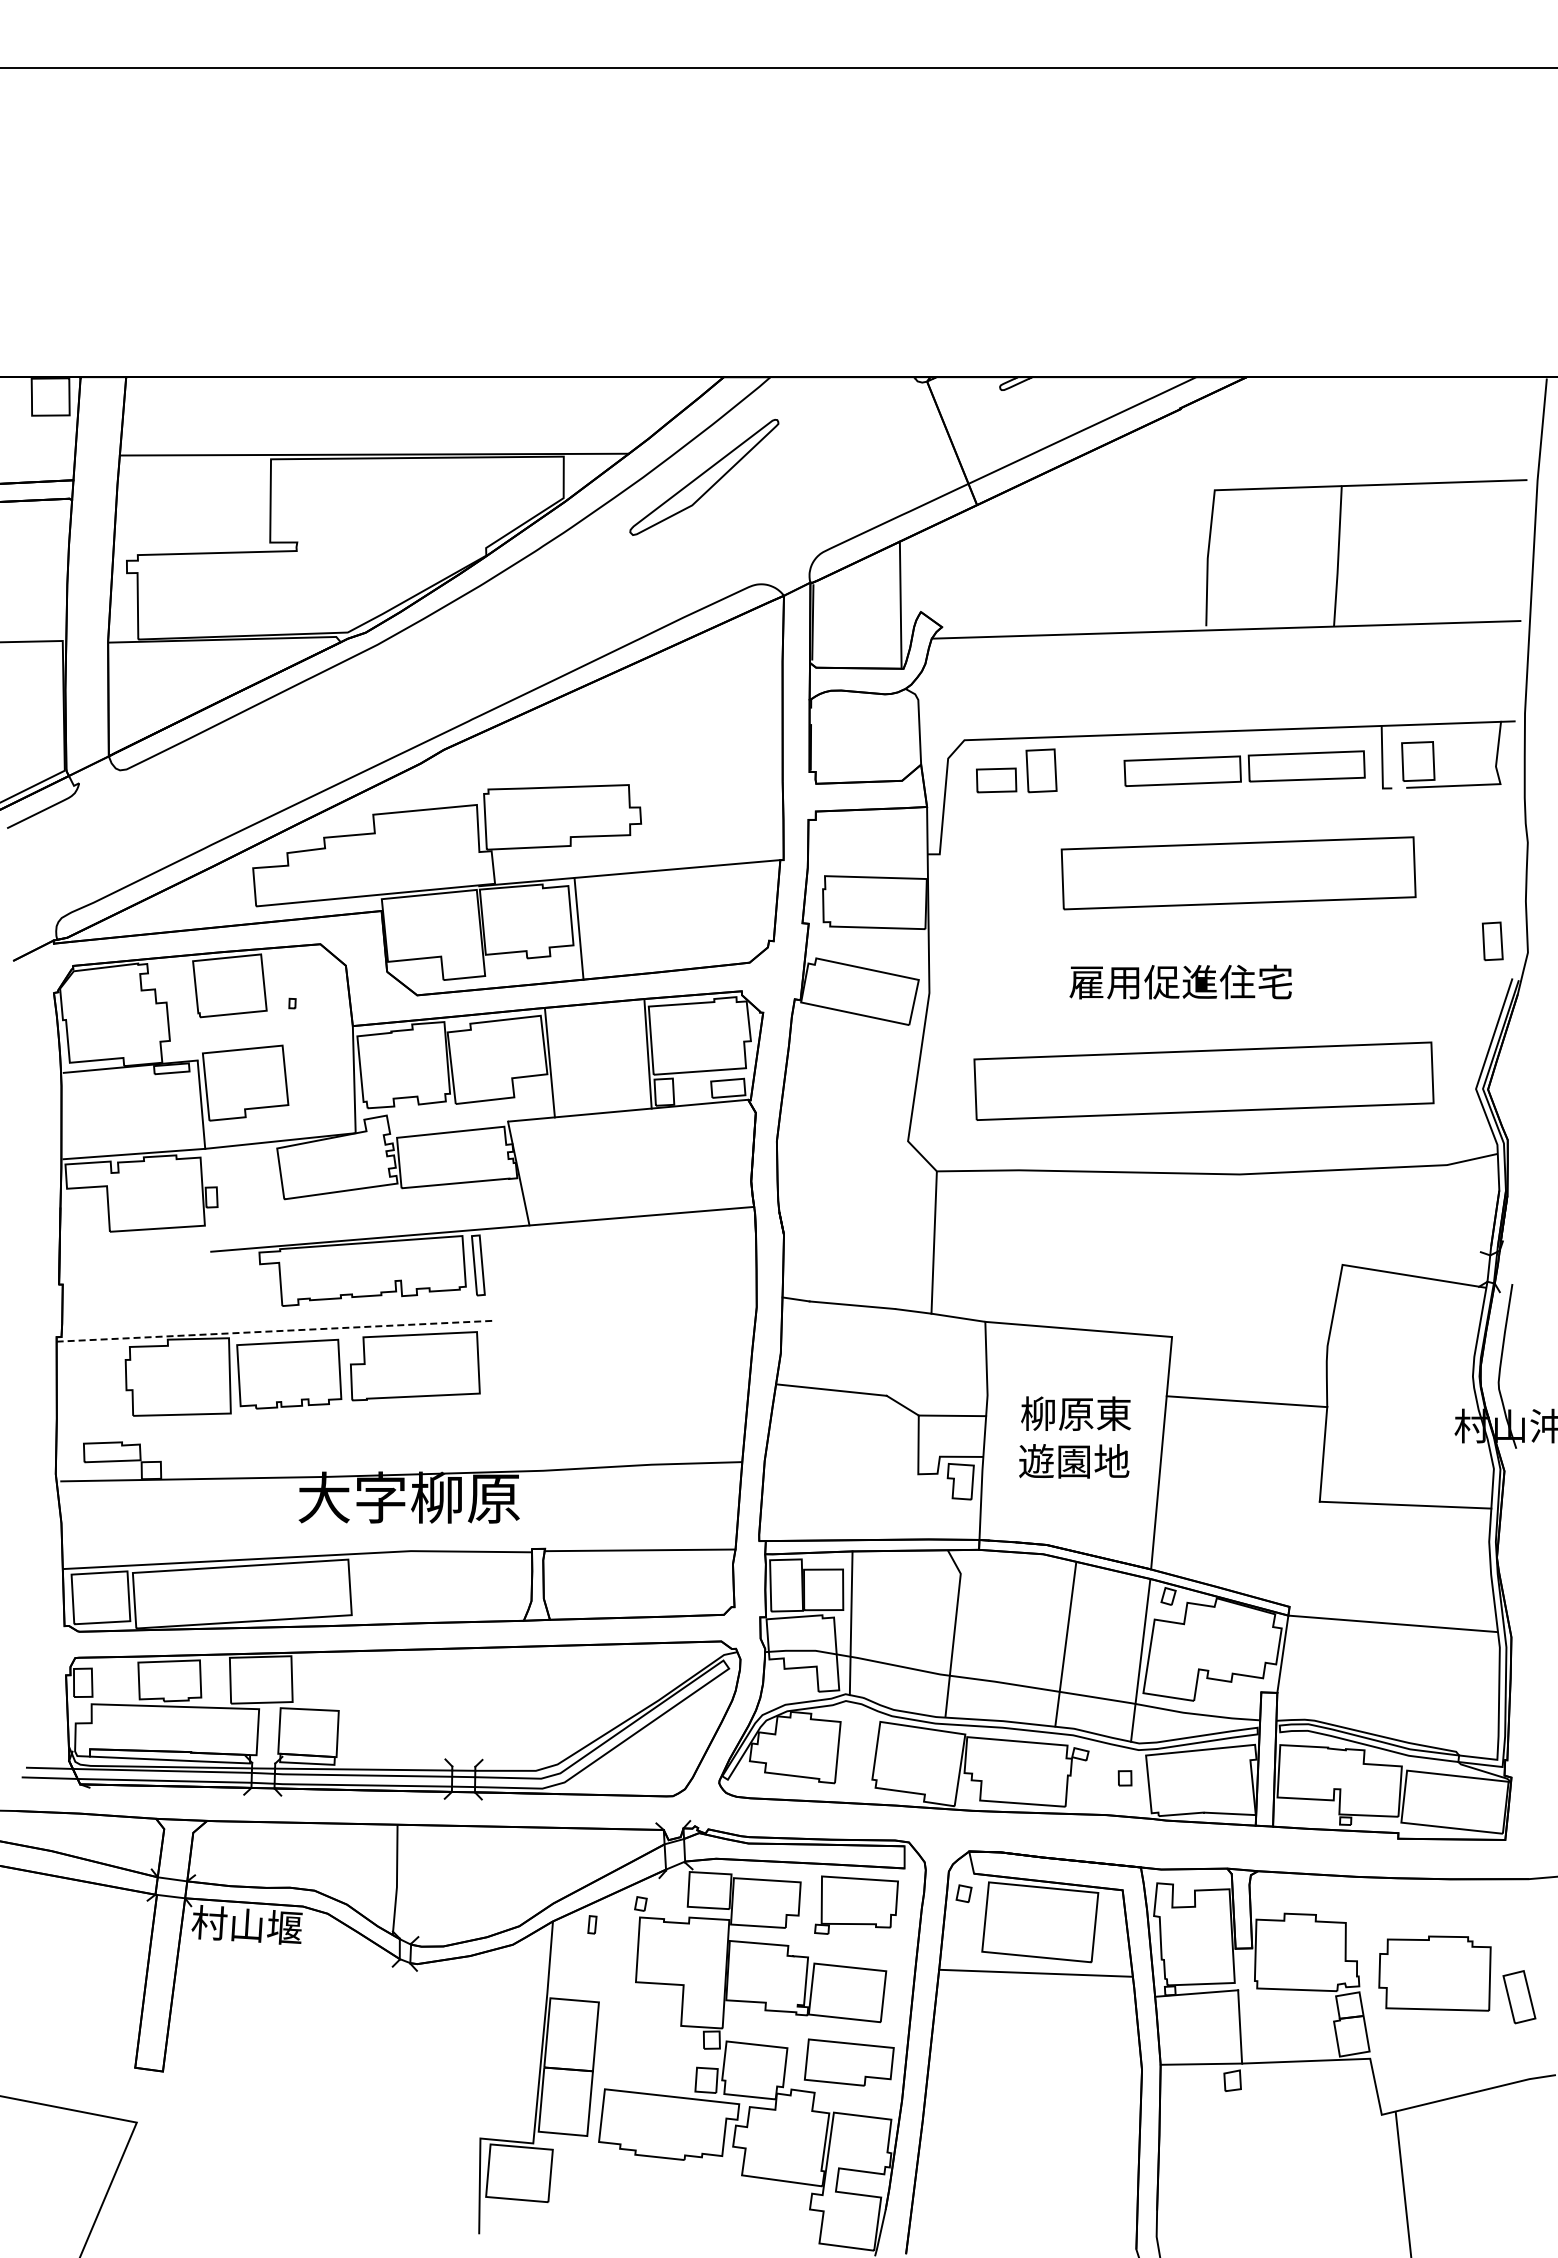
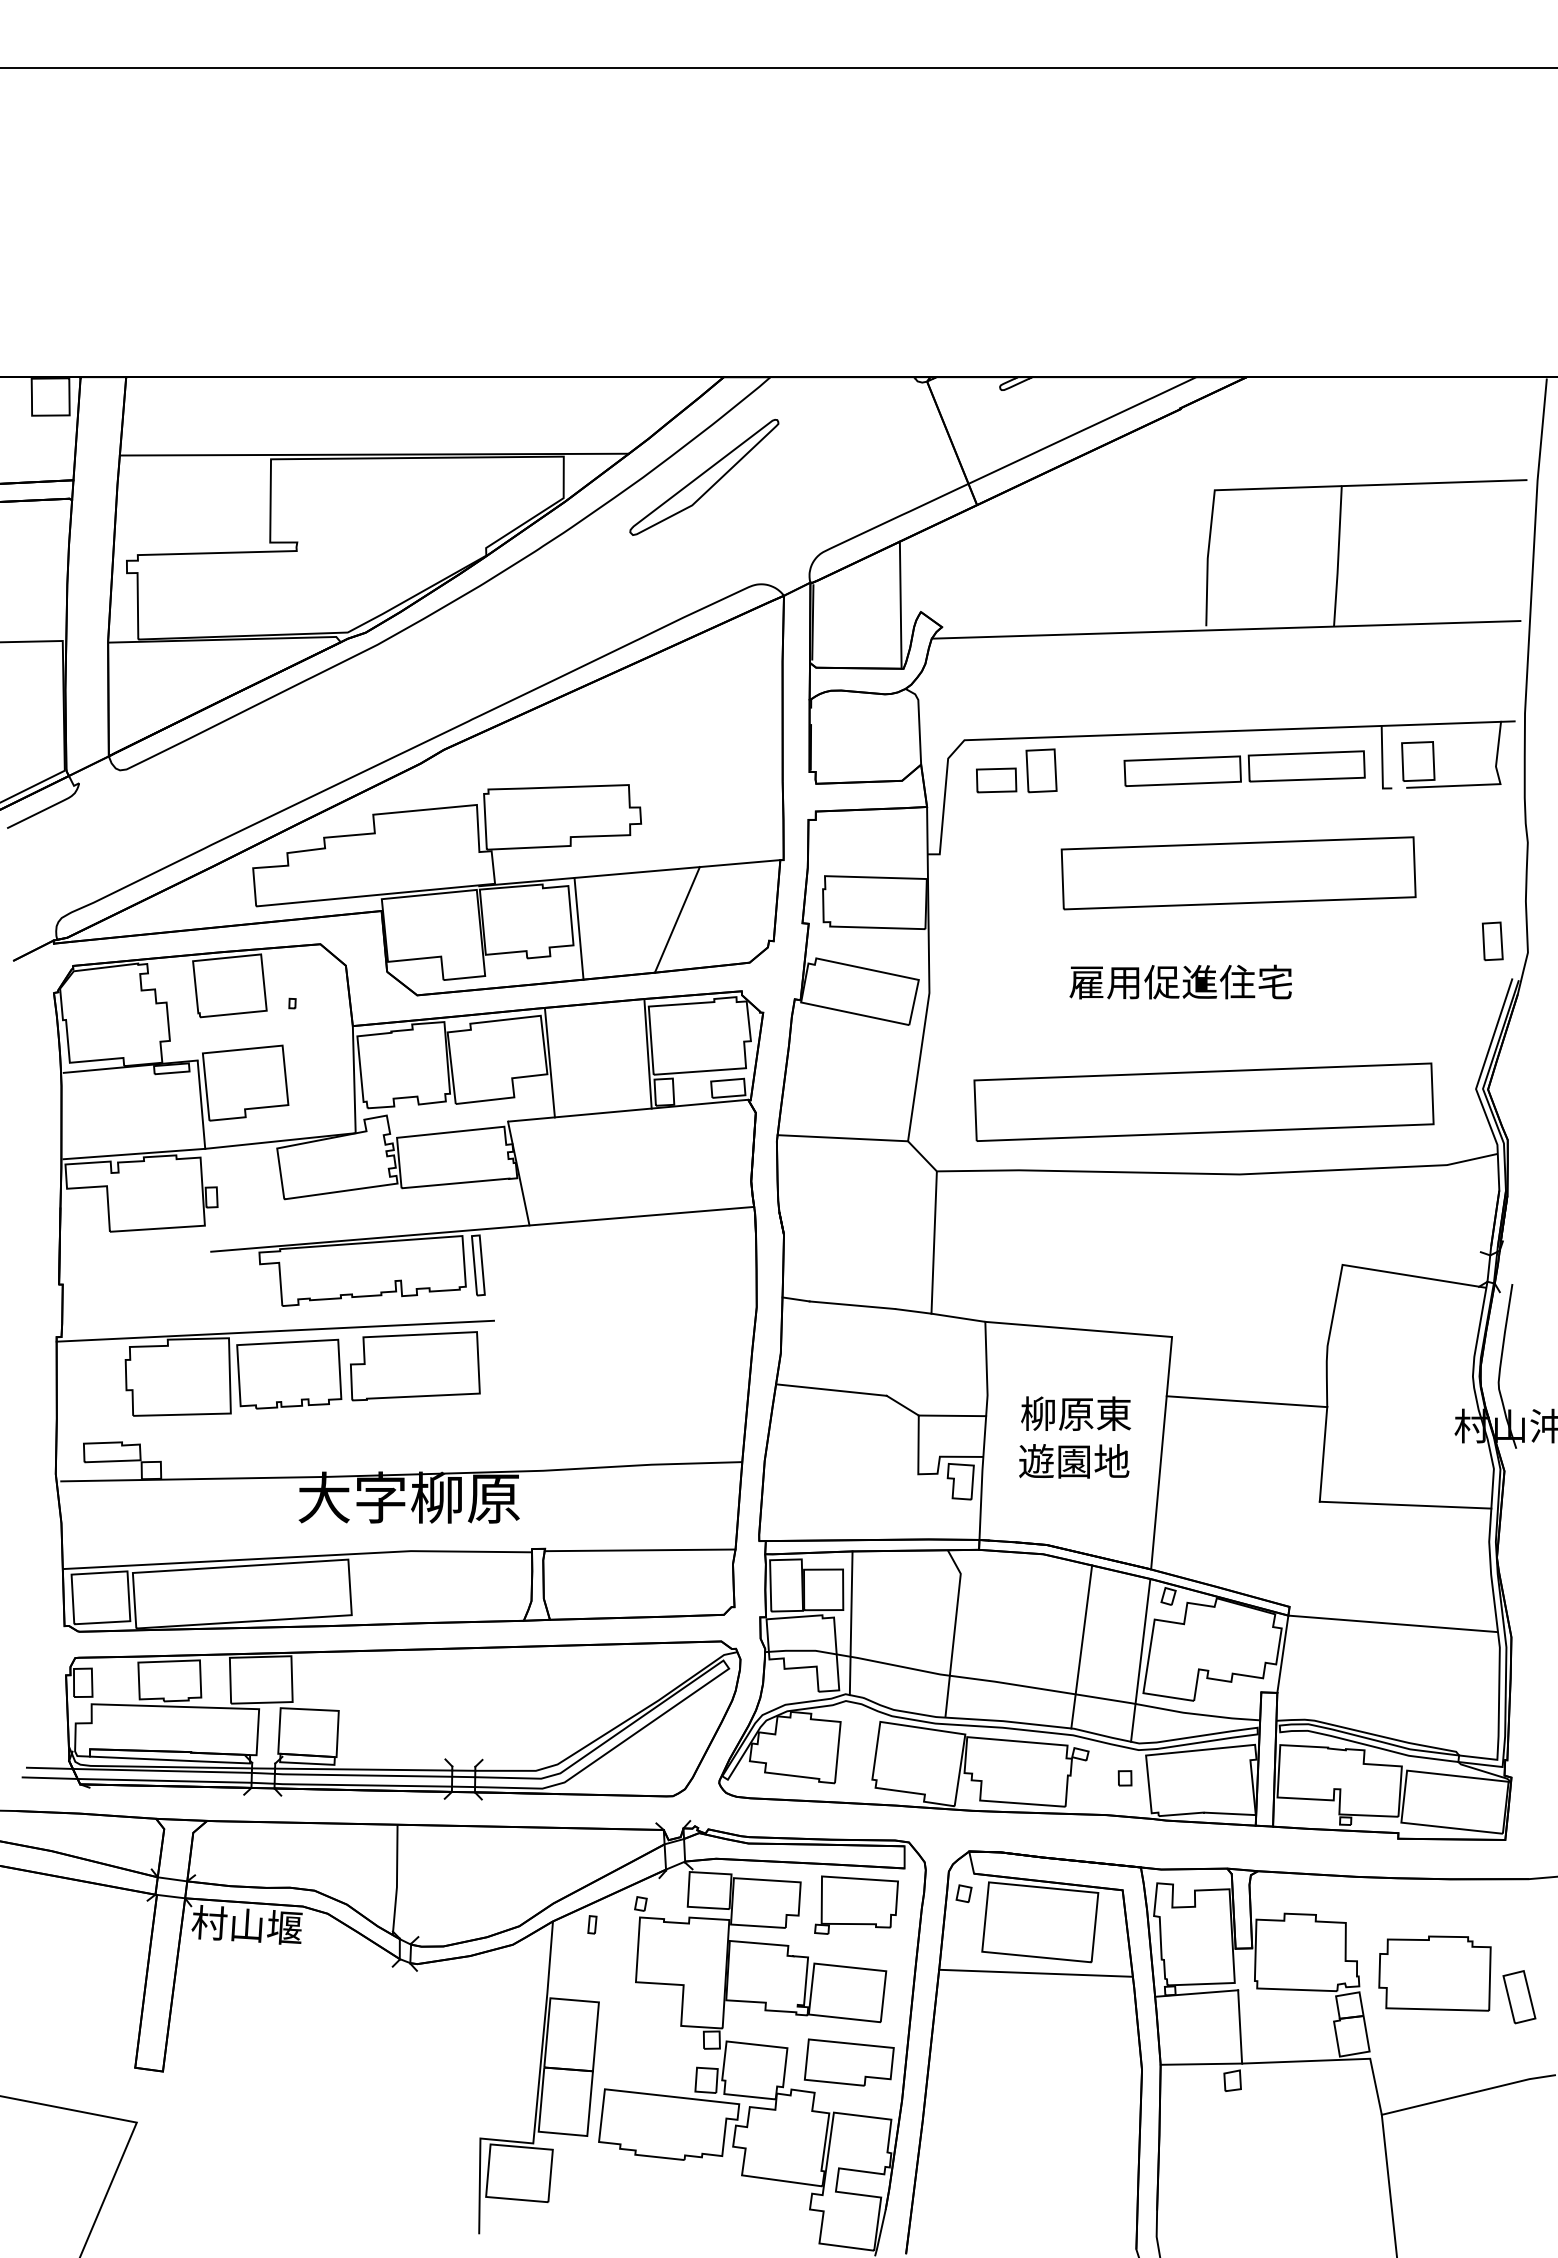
line: none -> present (676, 919)
part position: (1203, 1080) -> (1203, 1101) (1203, 1101)
line: none -> present (842, 1138)
line: dashed -> solid (275, 1331)
line position: (1065, 1644) -> (1081, 1646) (1081, 1646)
line position: (1402, 2183) -> (1388, 2184) (1388, 2184)
